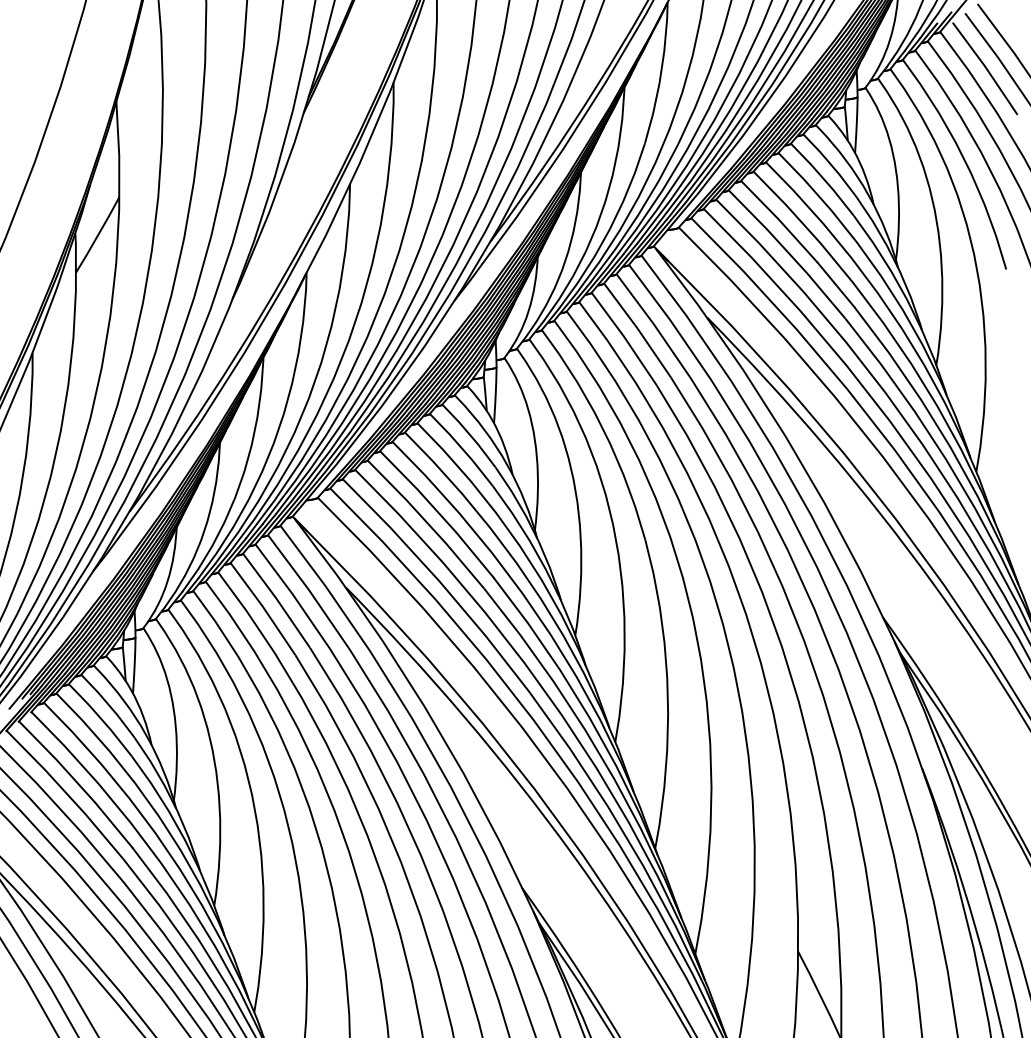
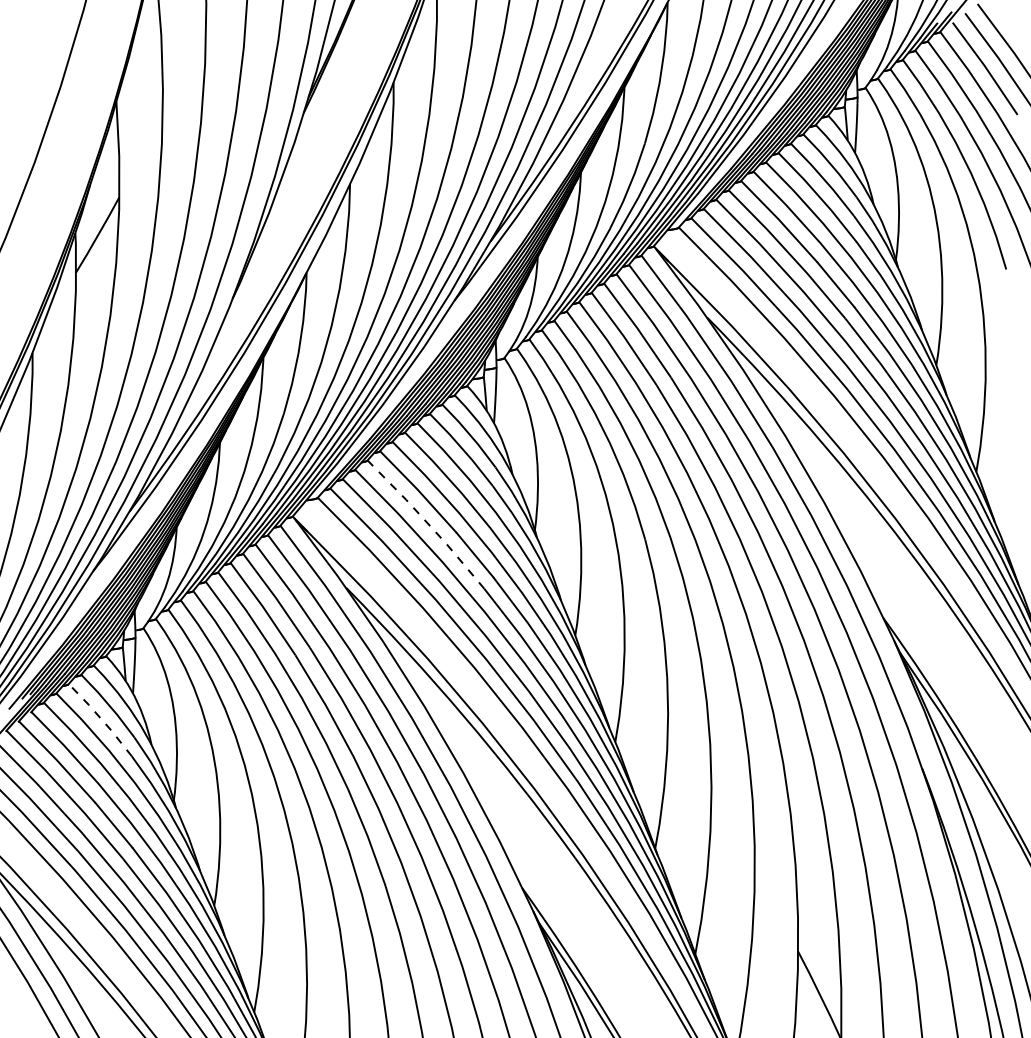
line: solid -> dashed (427, 523)
line: solid -> dashed (101, 718)
